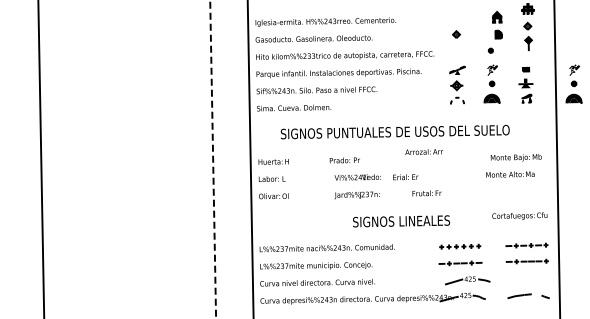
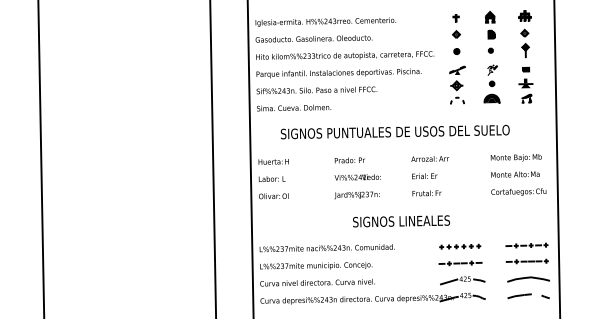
part: none -> present (455, 18)
part position: (497, 24) -> (490, 24) (490, 24)
part position: (527, 27) -> (524, 34) (524, 34)
part: none -> present (456, 51)
part: present -> none (573, 83)
text position: (423, 151) -> (429, 158) (429, 158)
line: dashed -> solid (213, 159)
text position: (344, 160) -> (349, 160) (349, 160)
text position: (510, 174) -> (515, 174) (515, 174)
text position: (405, 177) -> (424, 176) (424, 176)
text position: (519, 215) -> (518, 191) (518, 191)
curve: none -> present (528, 278)
part position: (467, 280) -> (462, 280) (462, 280)
